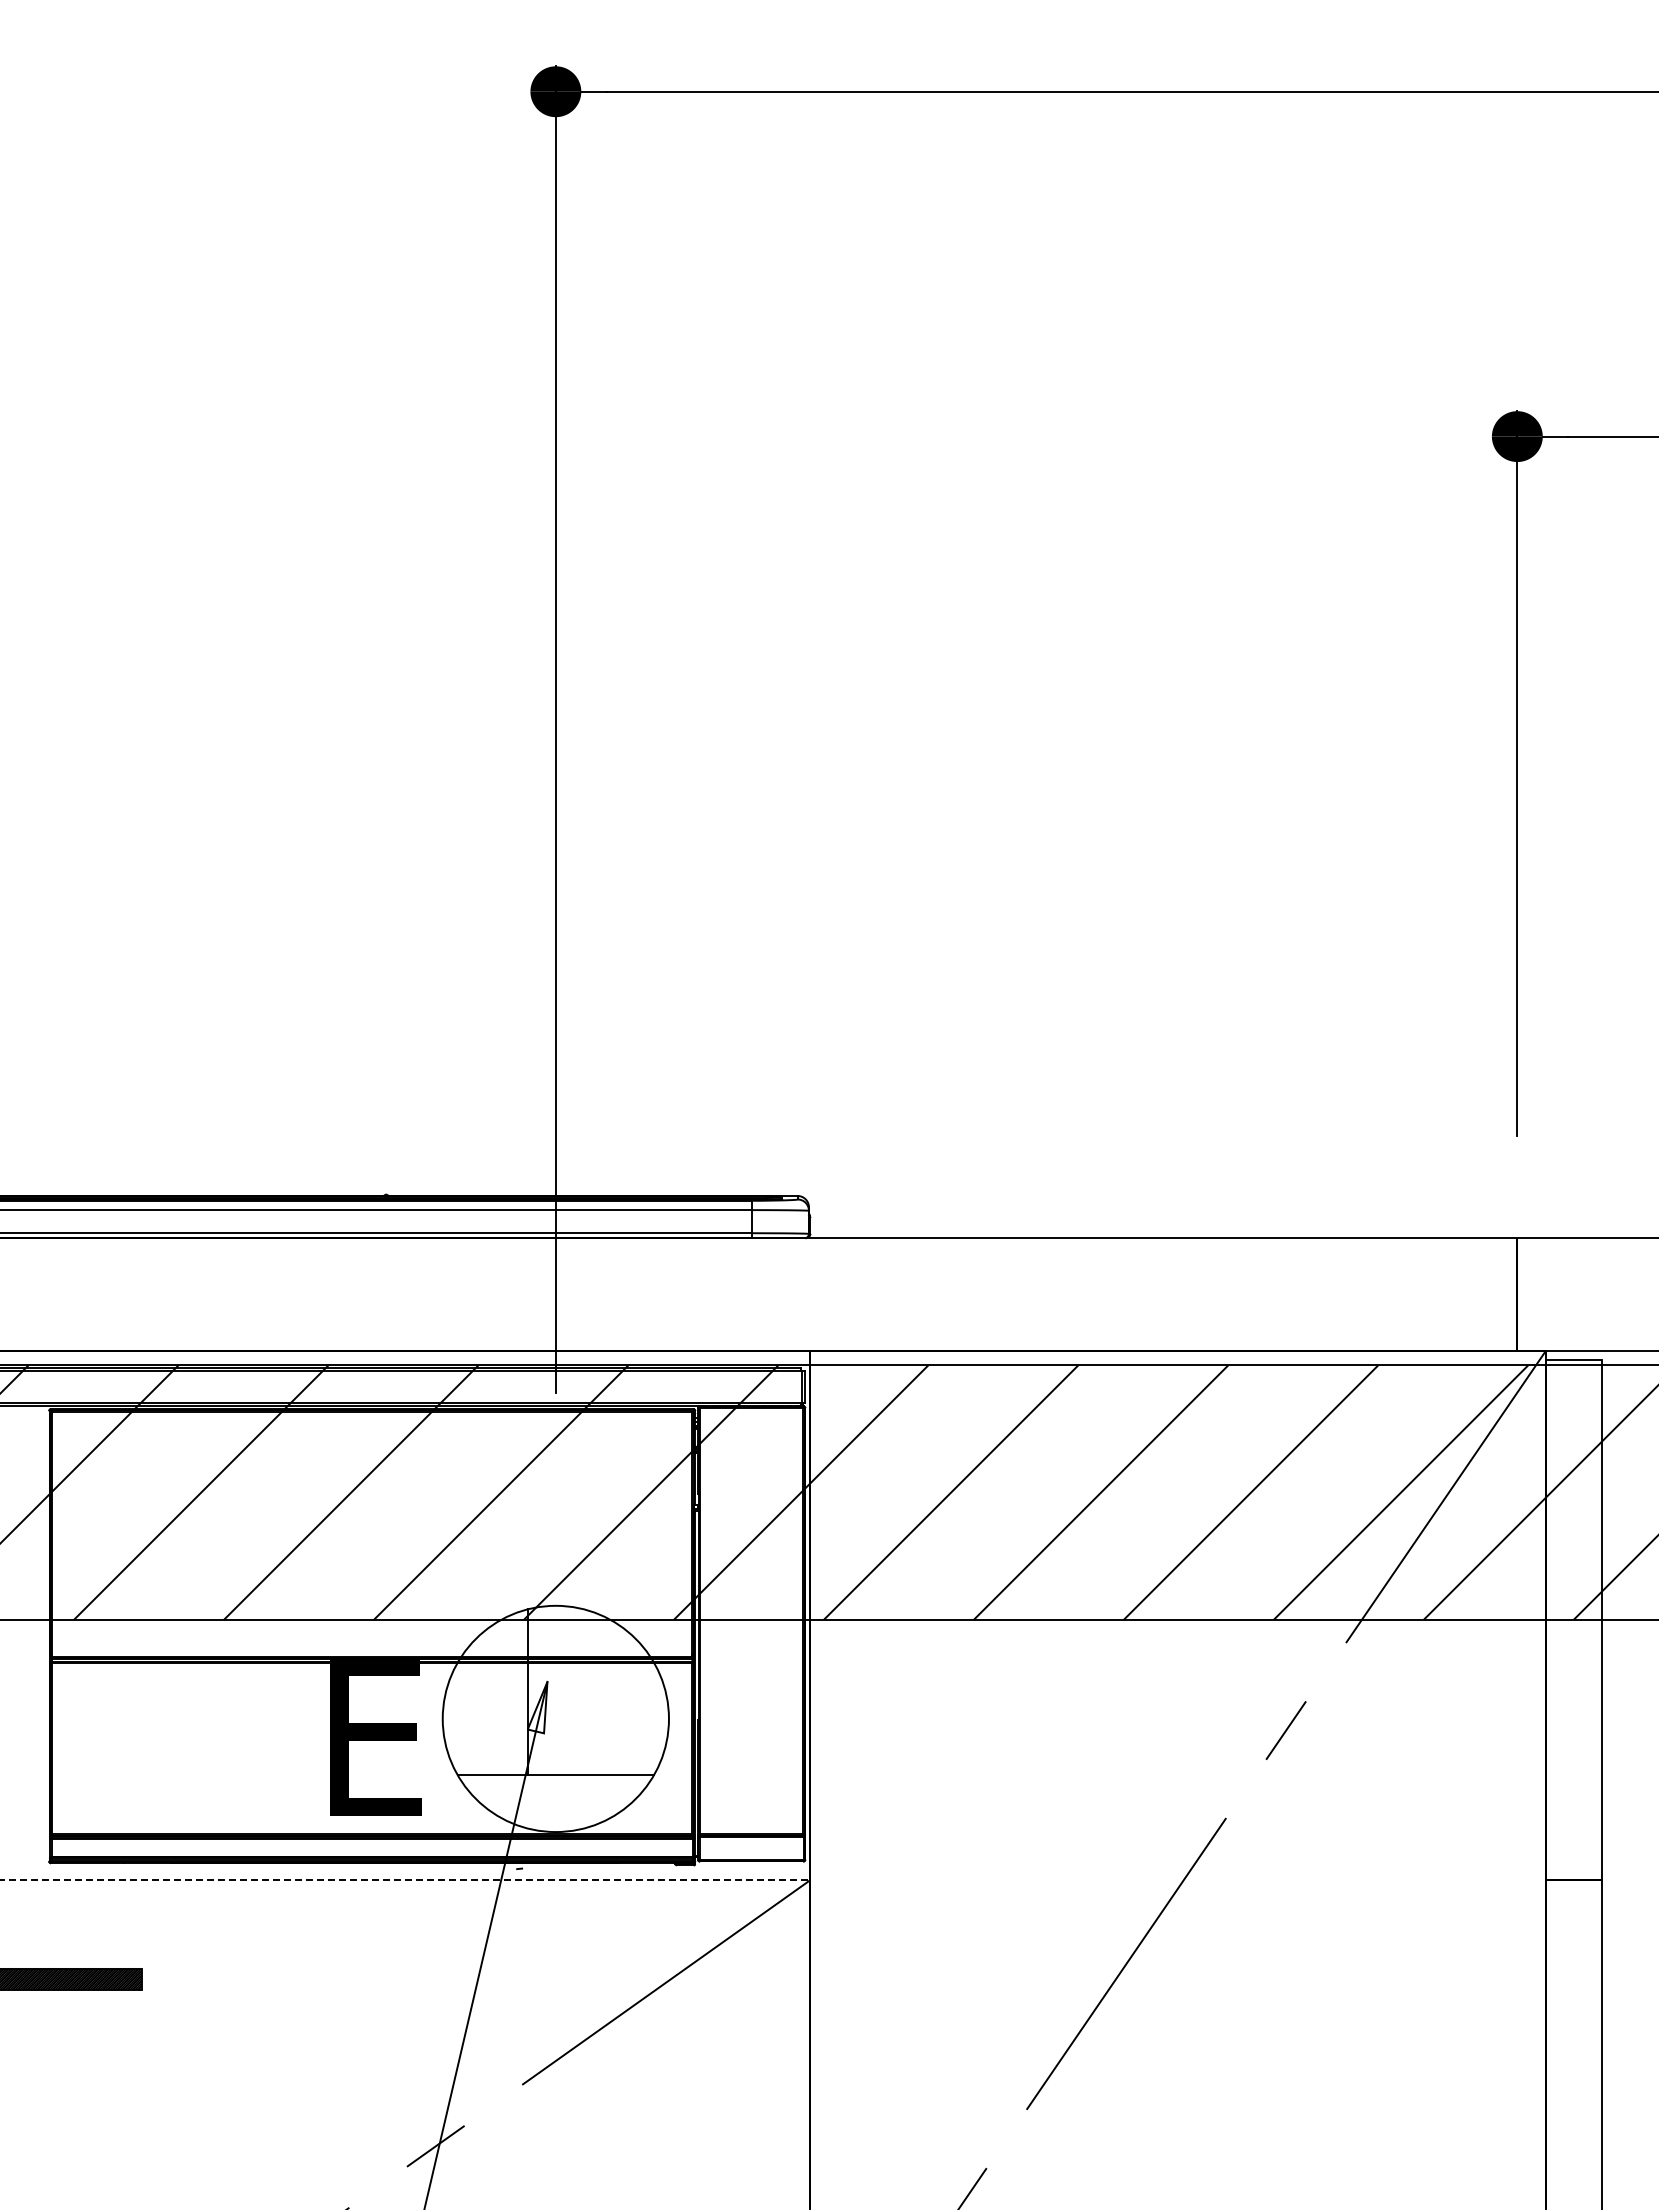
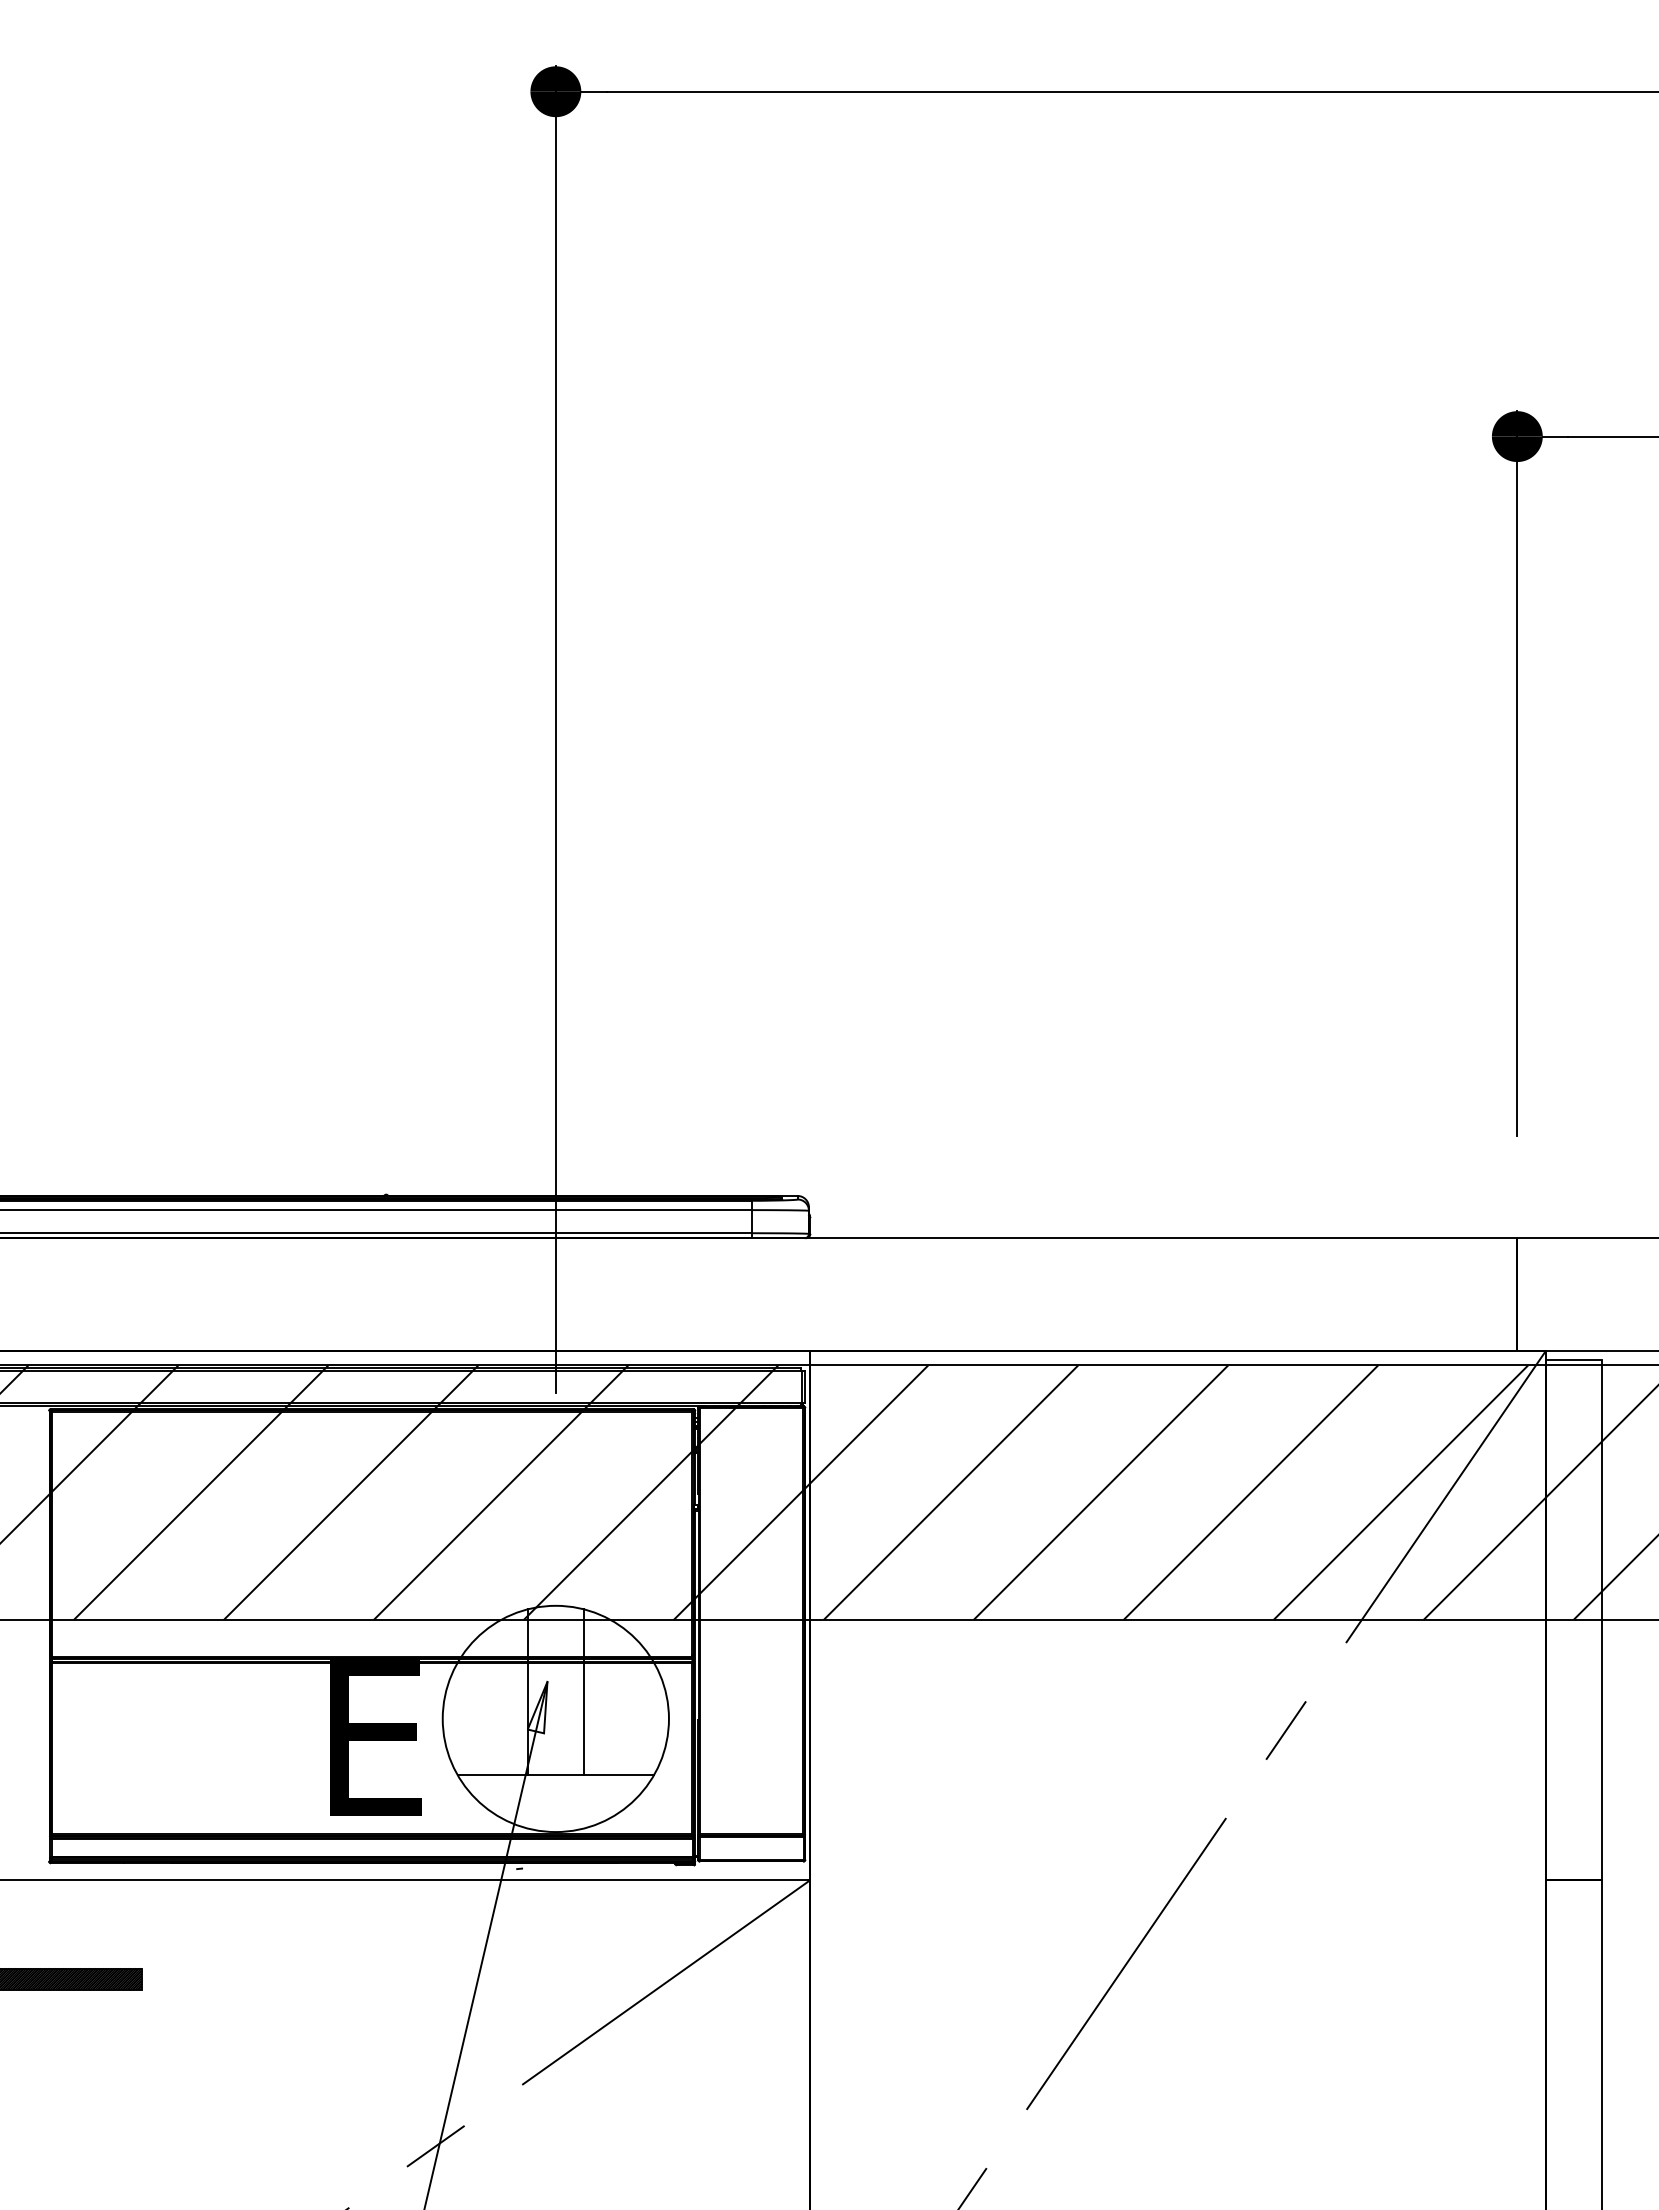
line: none -> present (584, 1692)
line: dashed -> solid (405, 1880)
